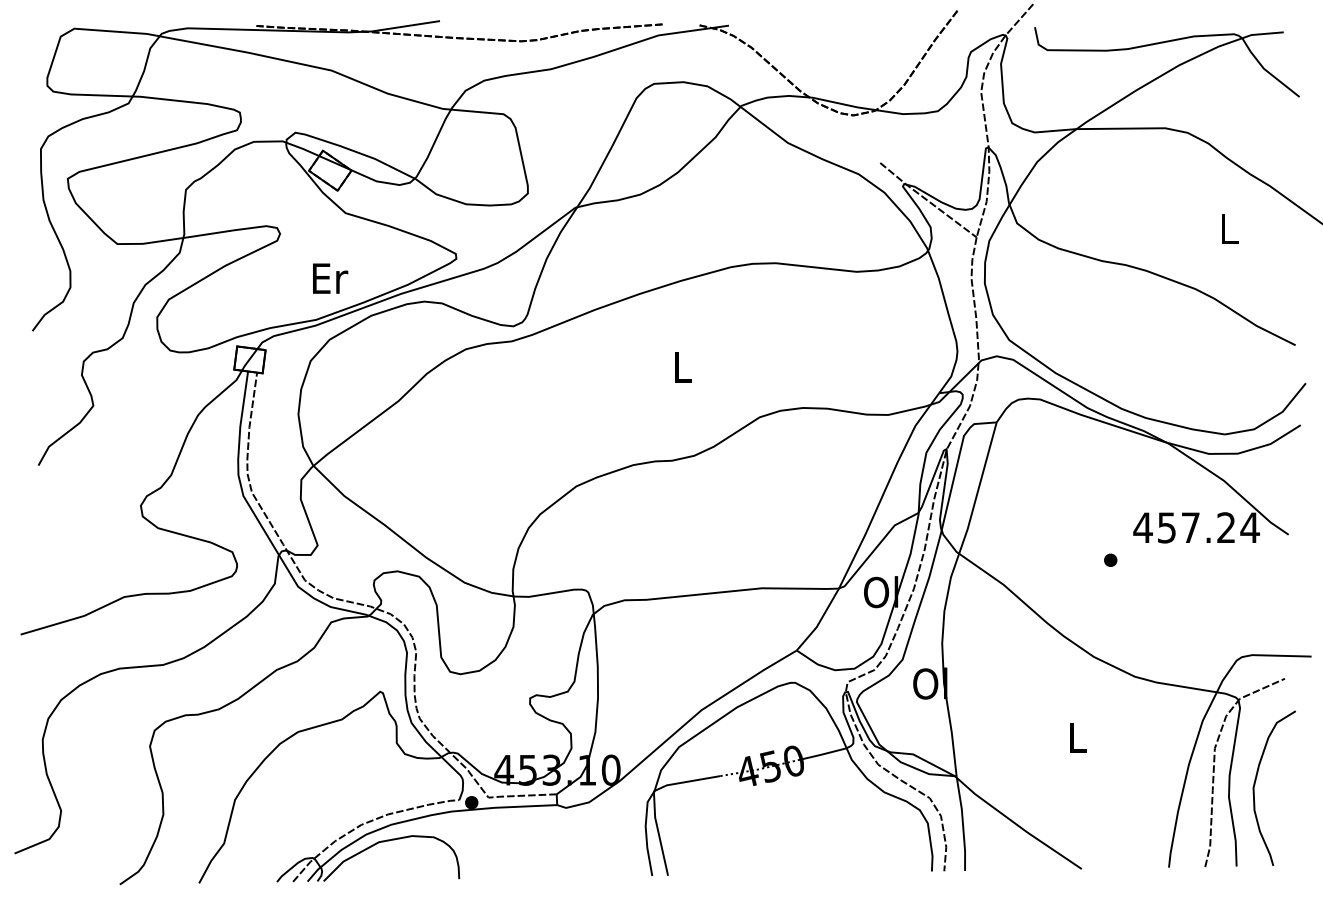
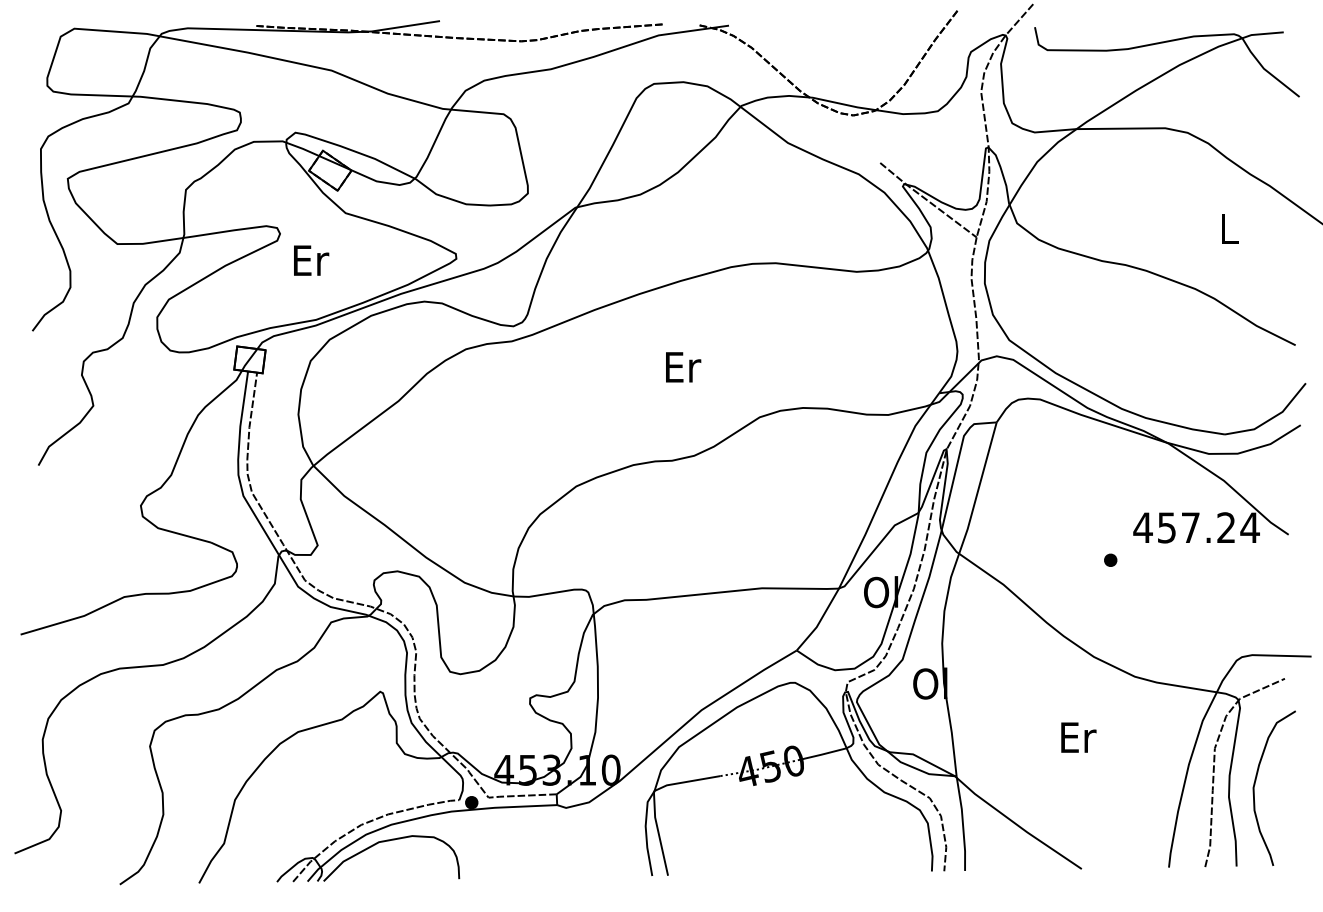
text position: (330, 278) -> (311, 260) (311, 260)
text: L -> Er (683, 367)
text: L -> Er (1078, 737)
